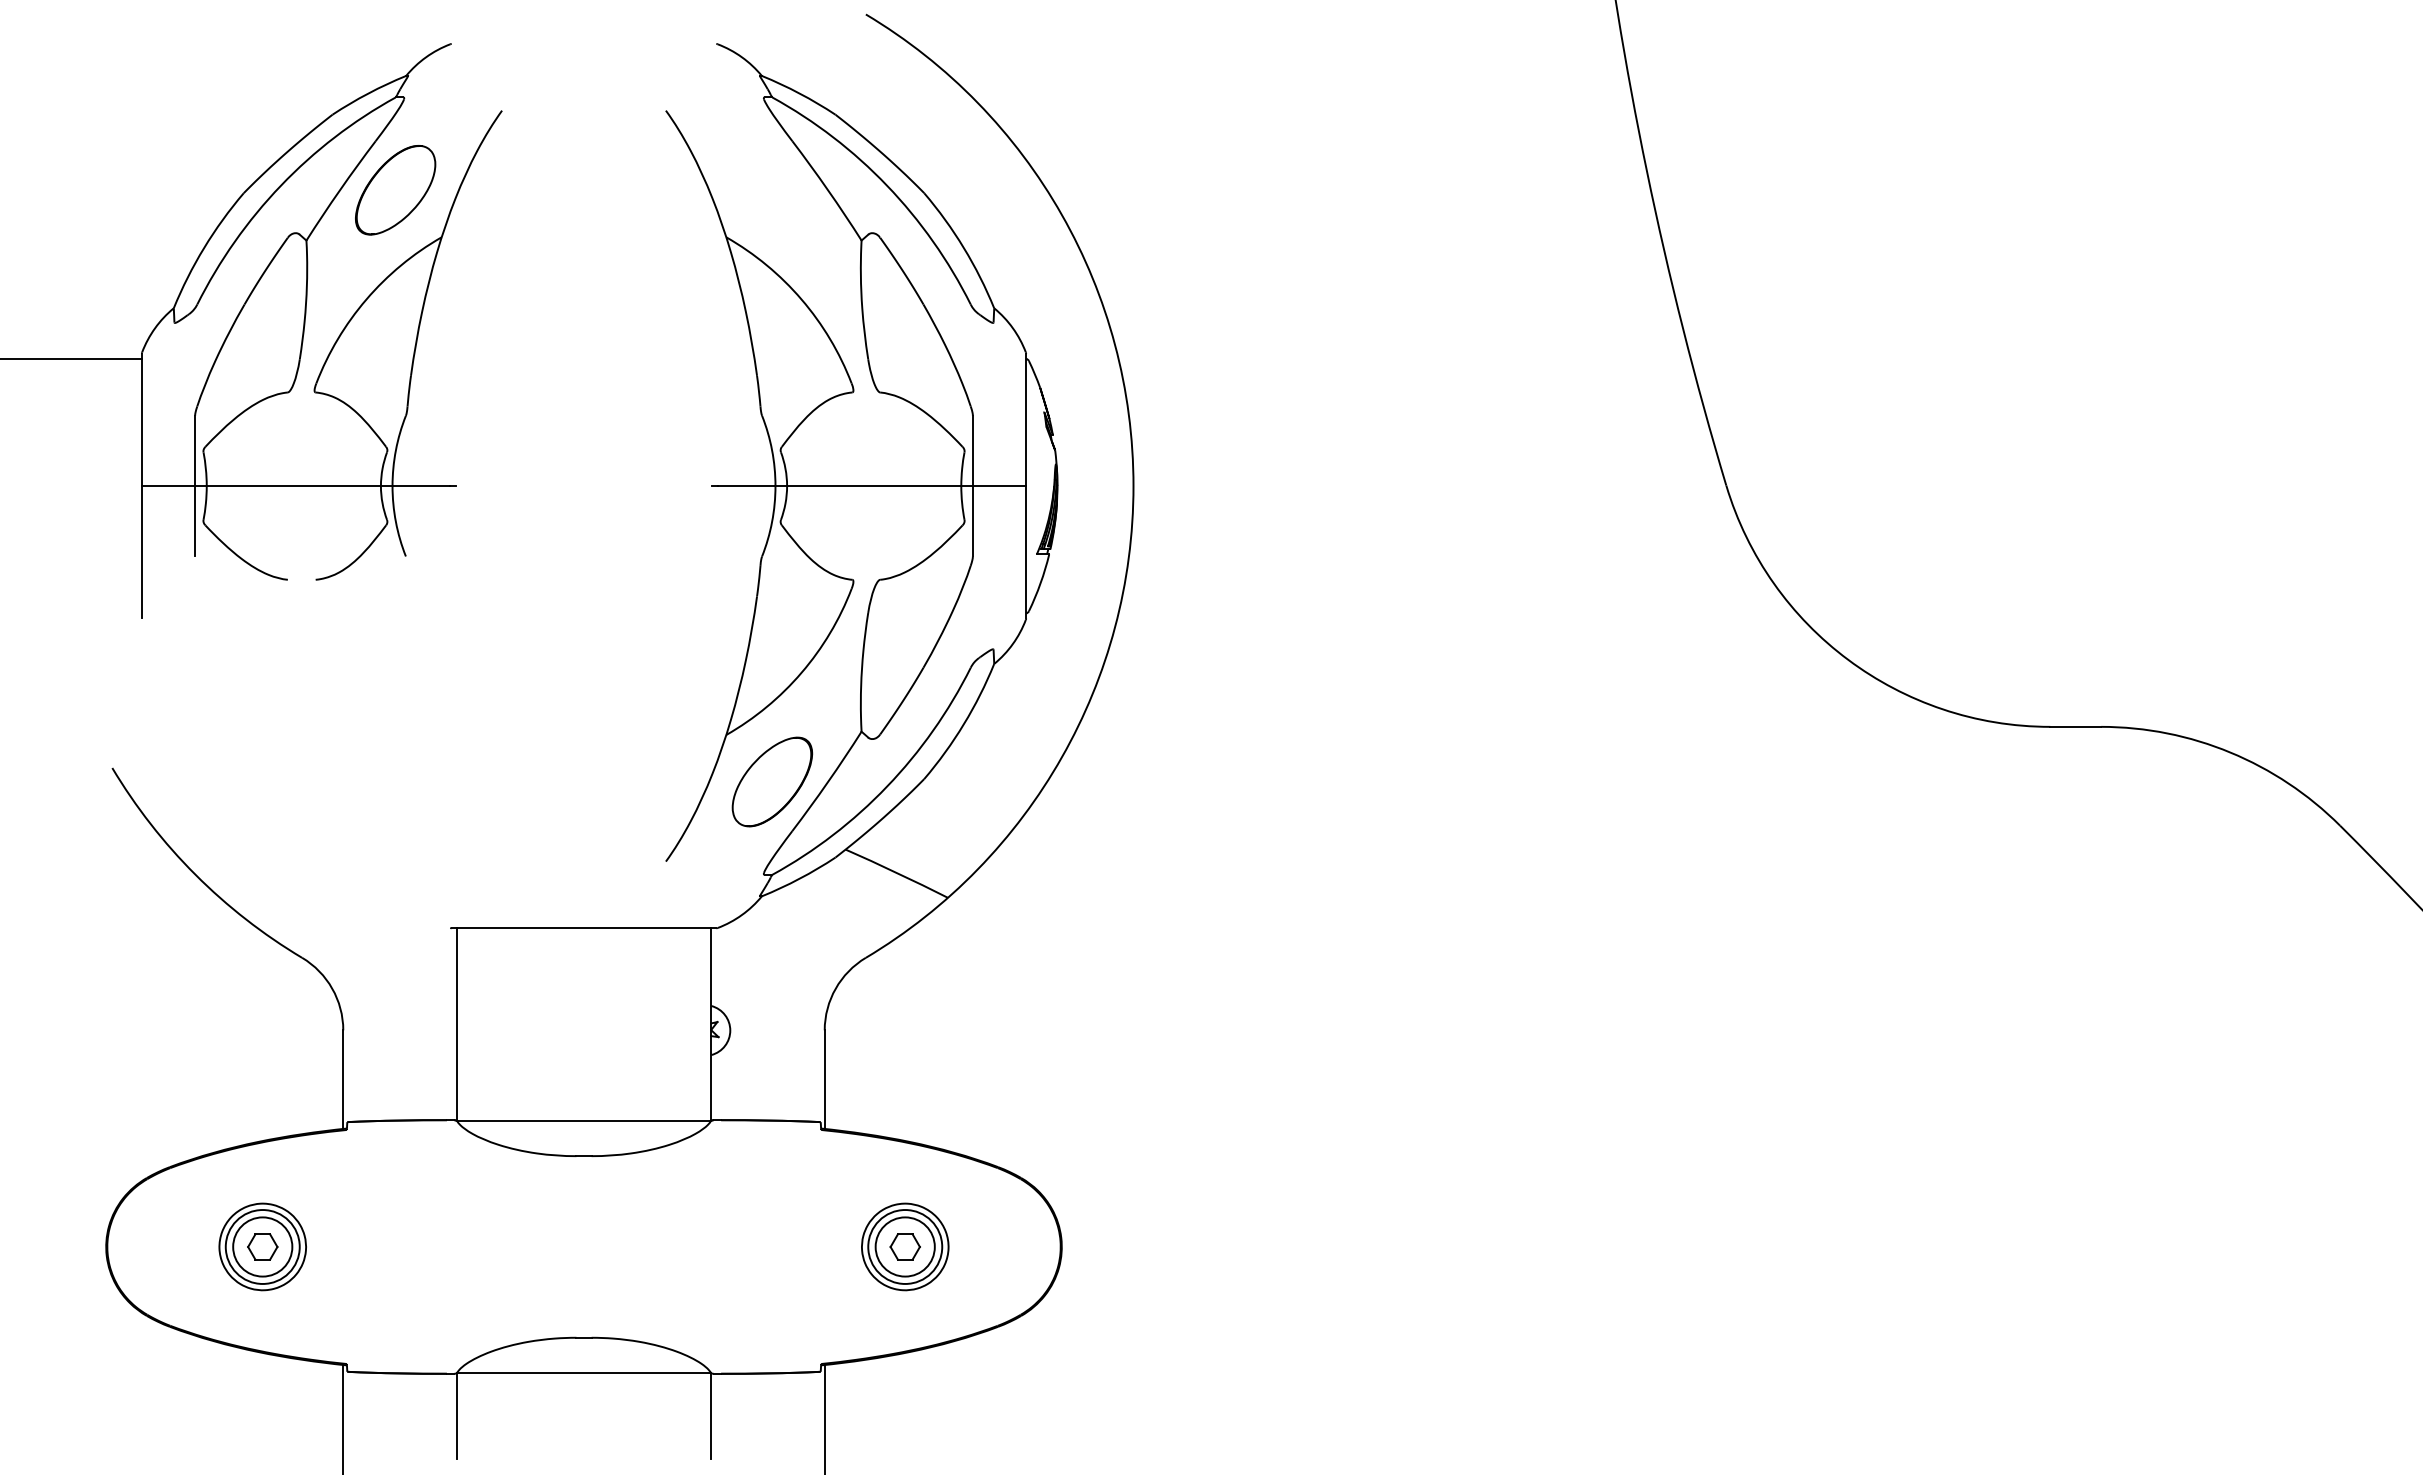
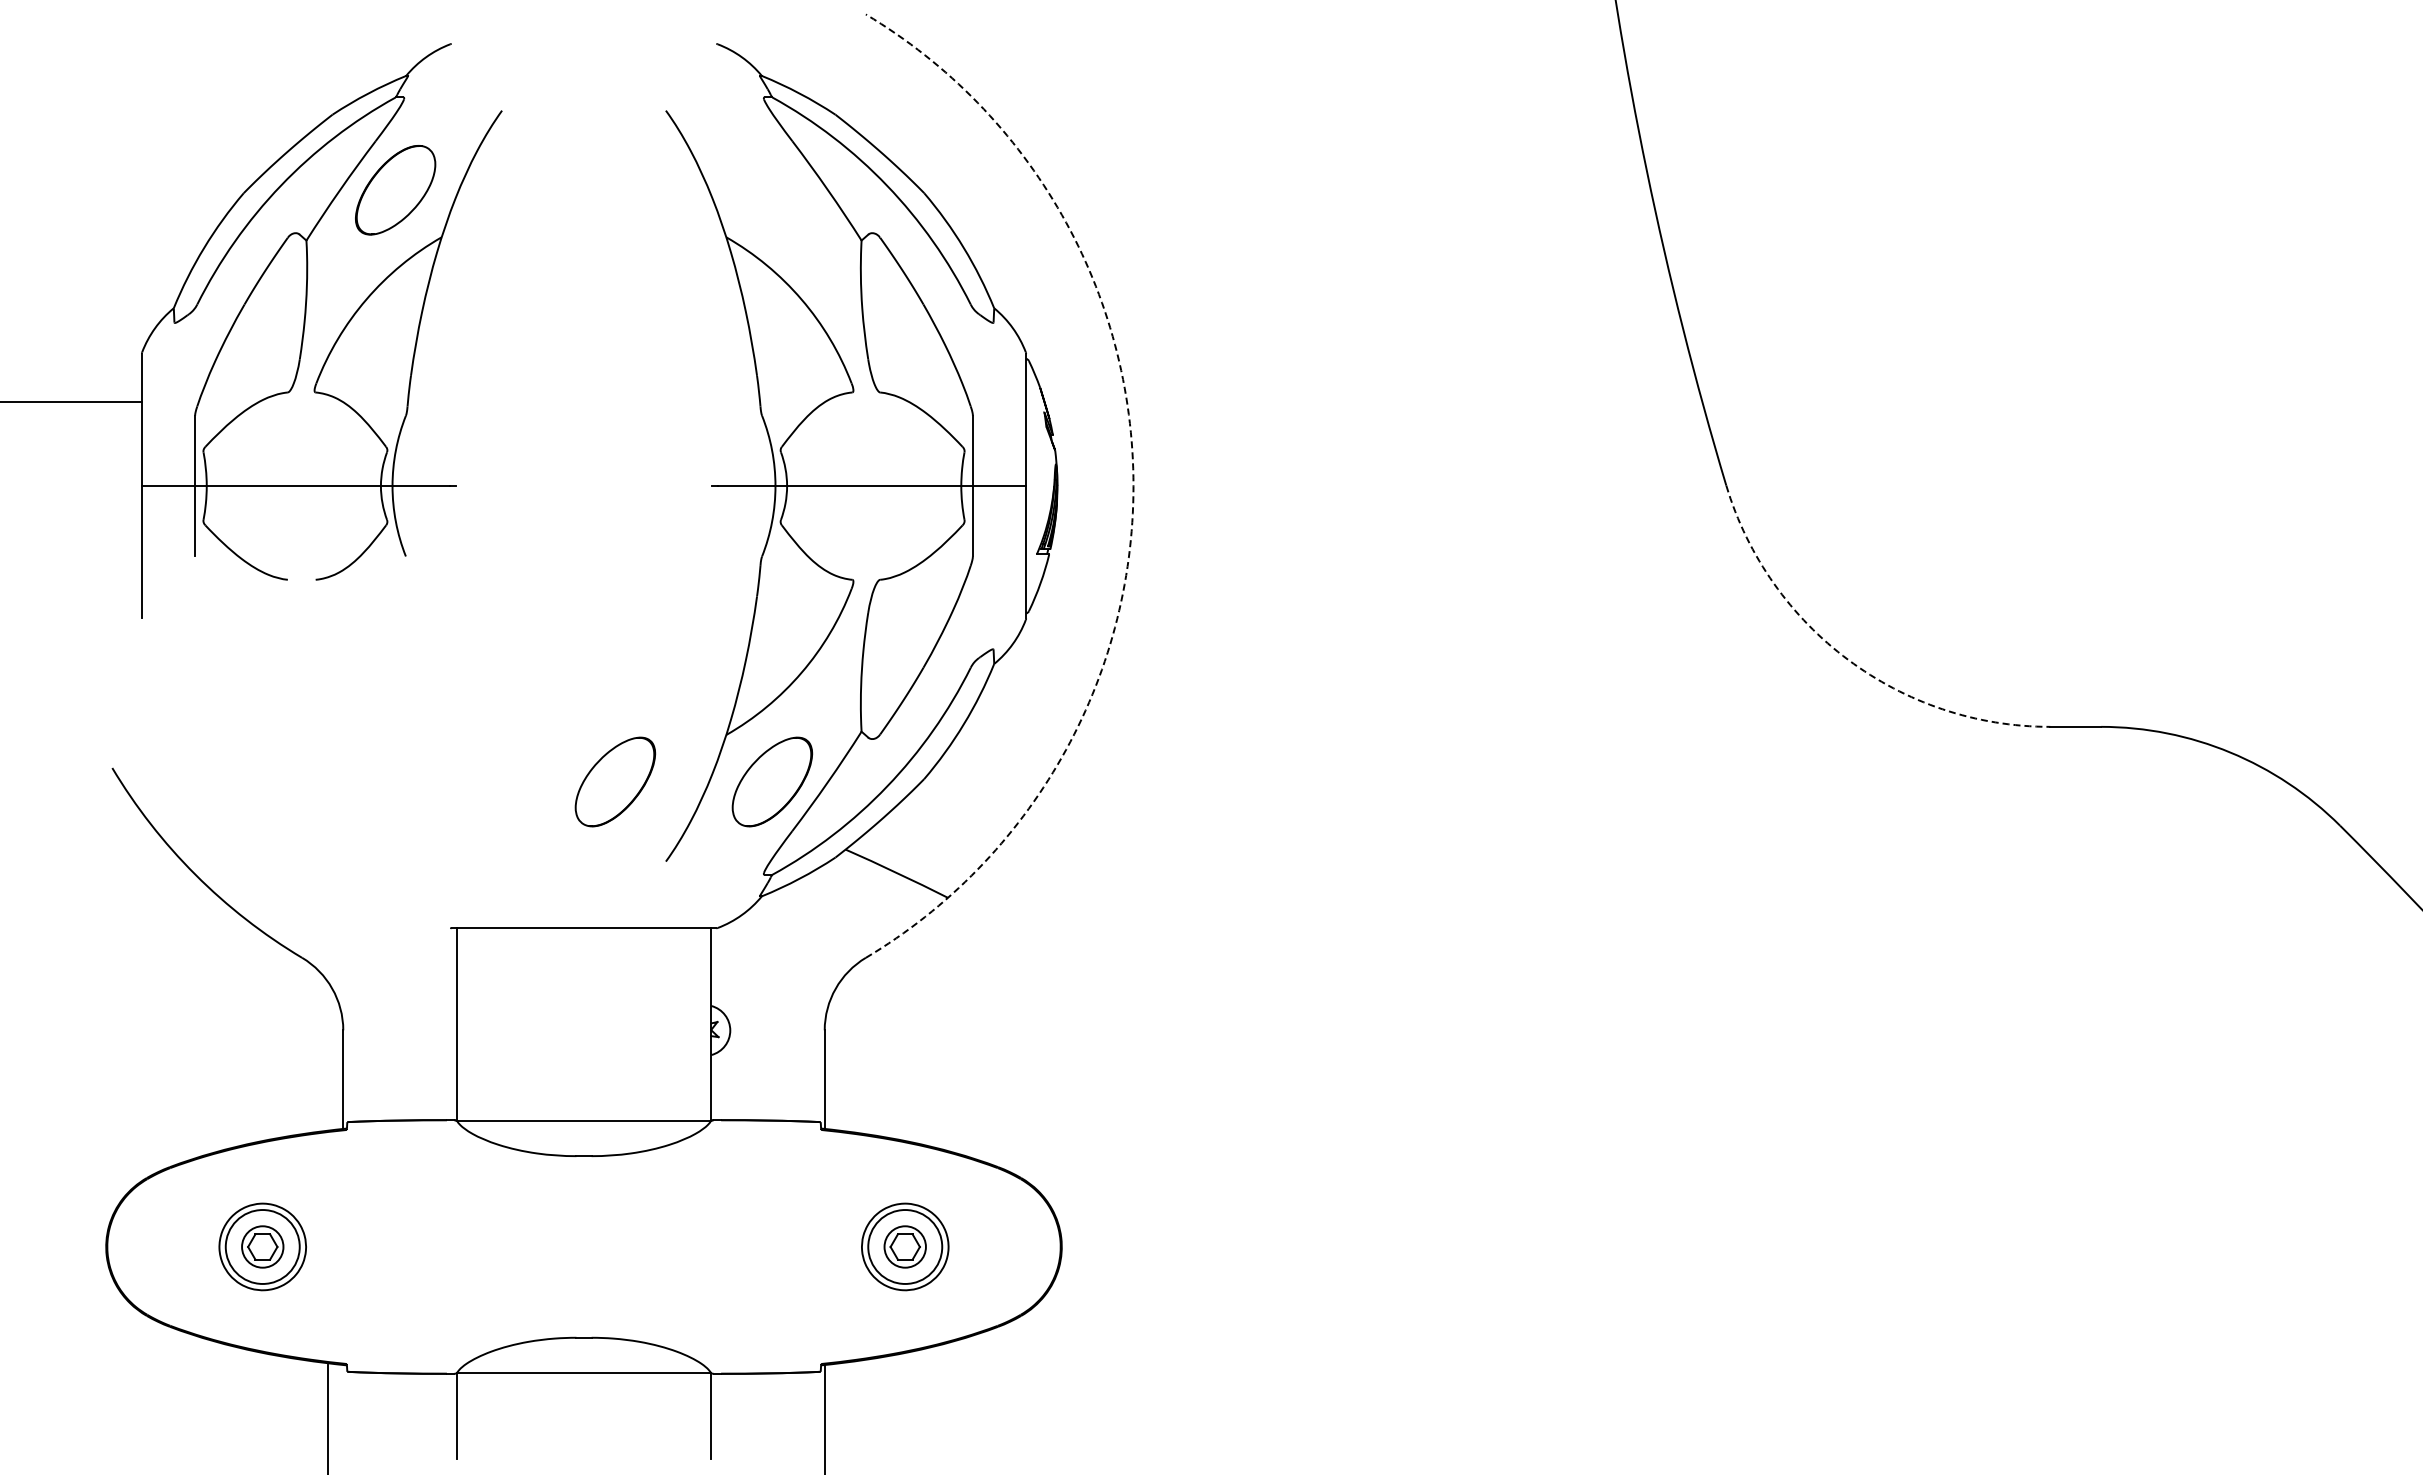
line position: (71, 358) -> (71, 401) (71, 401)
arc: solid -> dashed (1133, 486)
arc: solid -> dashed (1848, 659)
part: none -> present (615, 781)
circle diameter: 59 px -> 41 px (262, 1246)
circle diameter: 59 px -> 41 px (904, 1246)
line position: (343, 1418) -> (328, 1418) (328, 1418)
